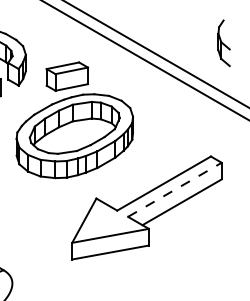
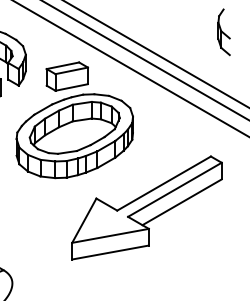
part position: (223, 43) -> (223, 32) (223, 32)
line: none -> present (130, 68)
line: dashed -> solid (175, 189)
